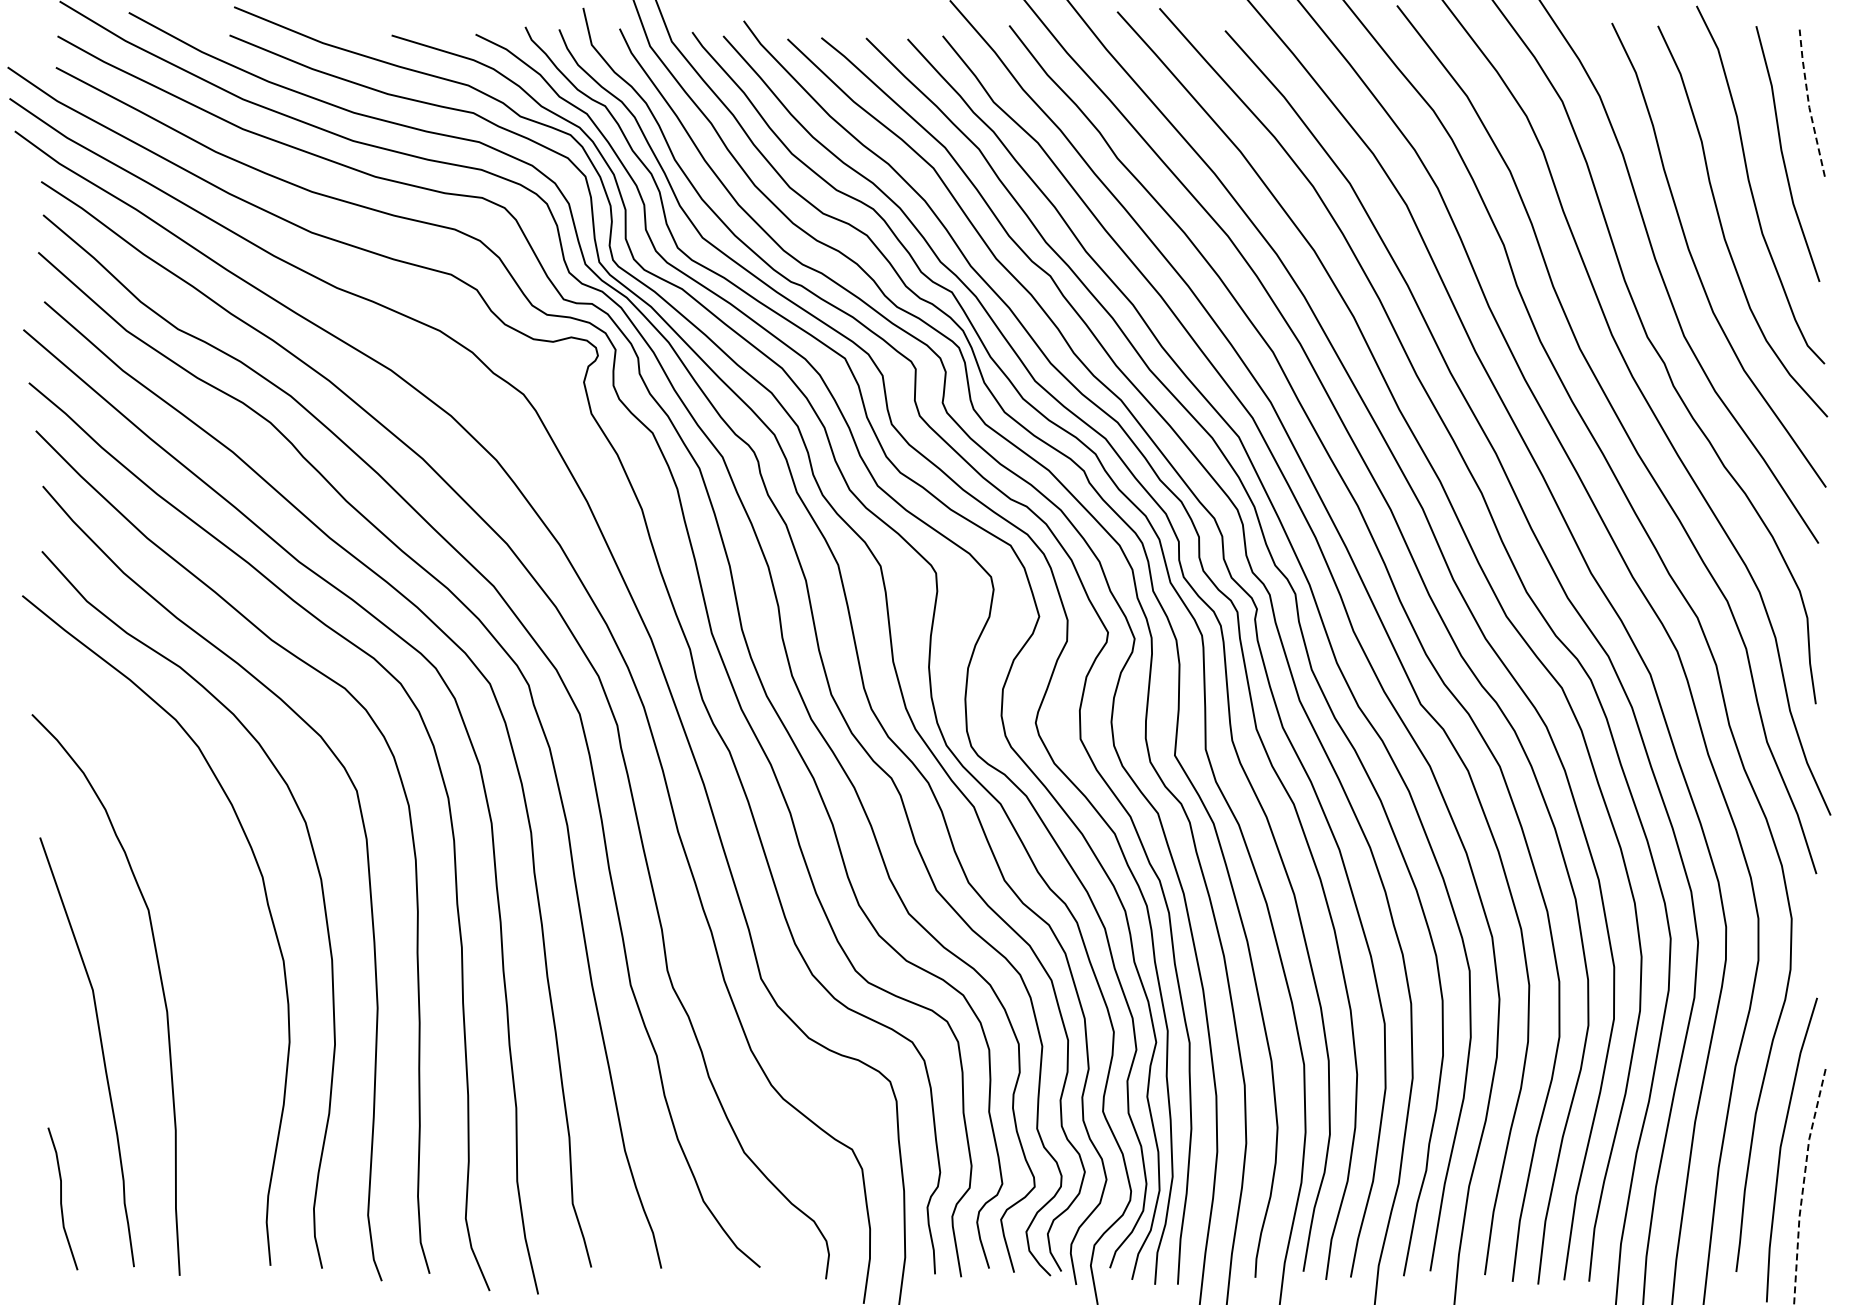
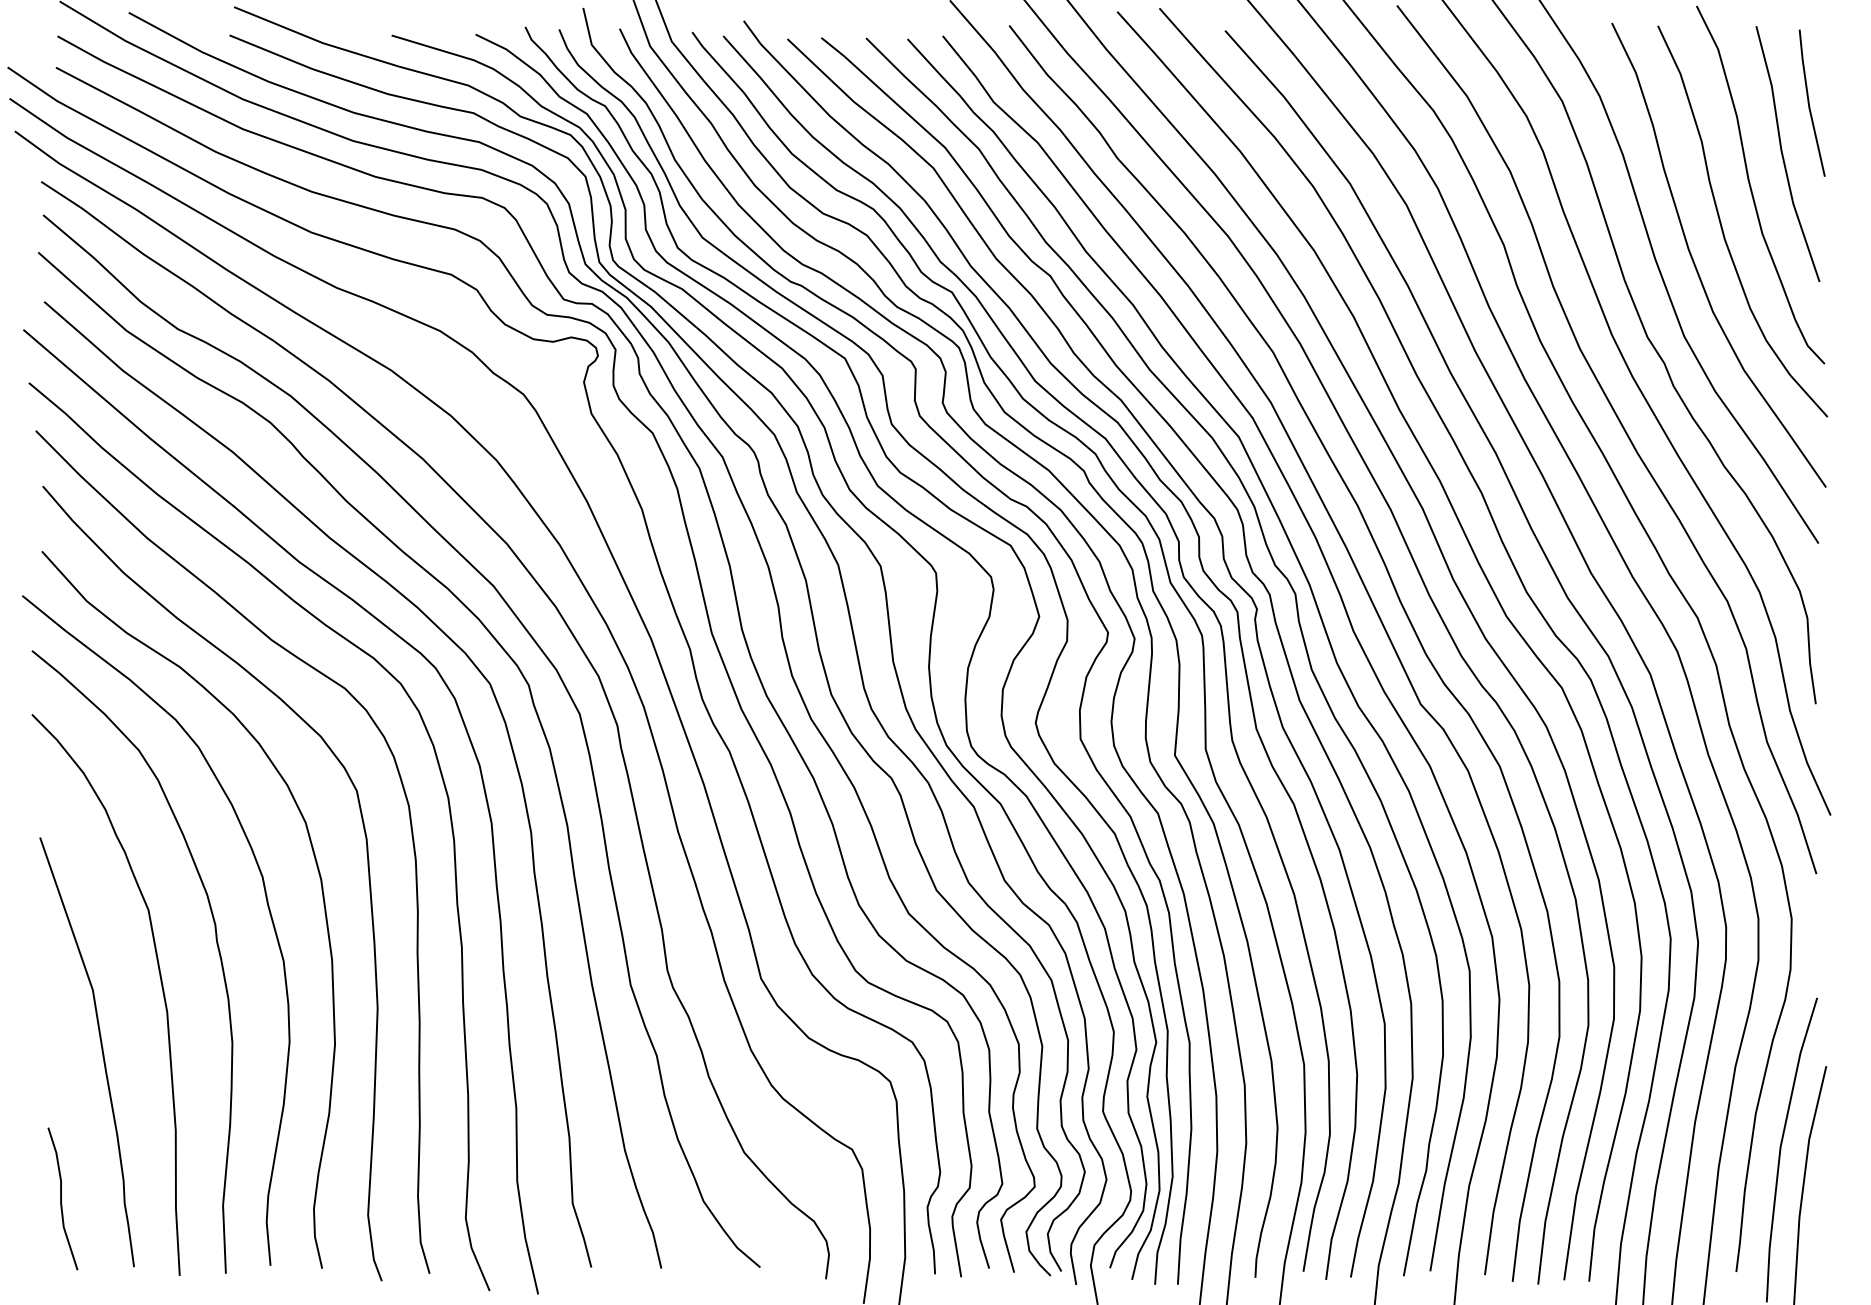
line: dashed -> solid (1808, 102)
curve: none -> present (216, 944)
line: dashed -> solid (1803, 1183)
